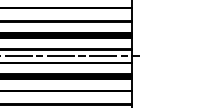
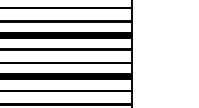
line: present -> none (70, 56)
